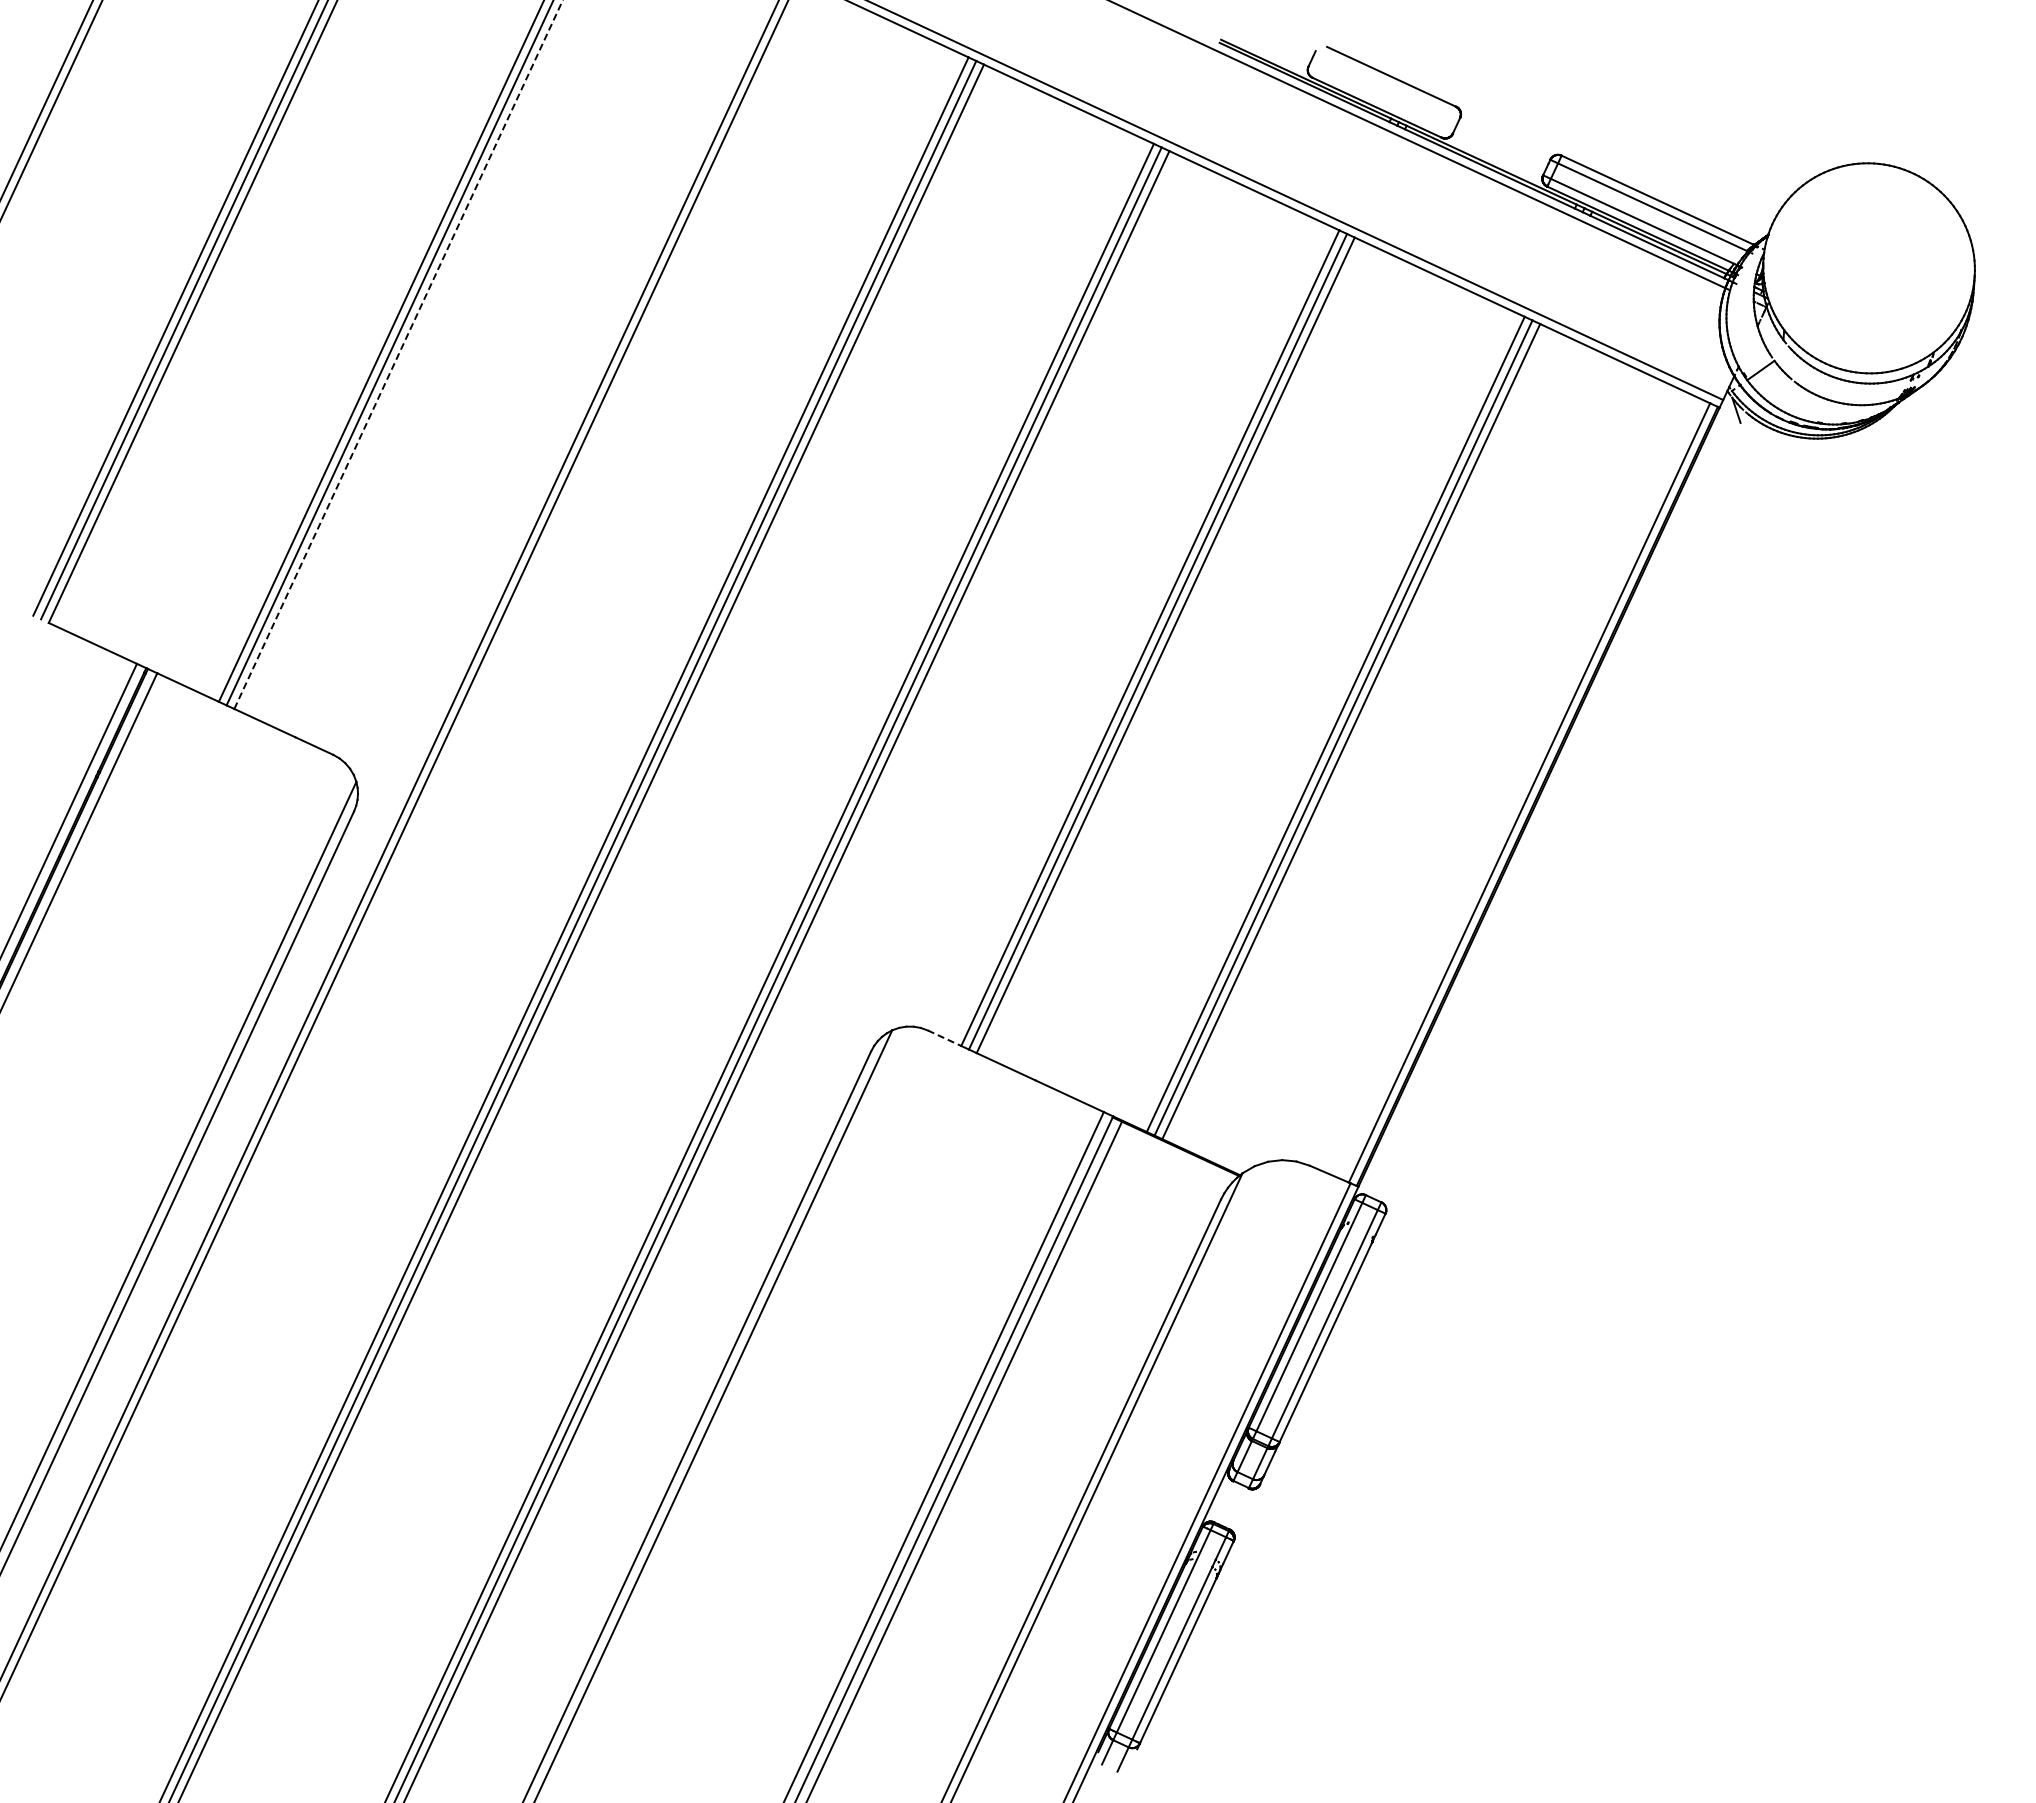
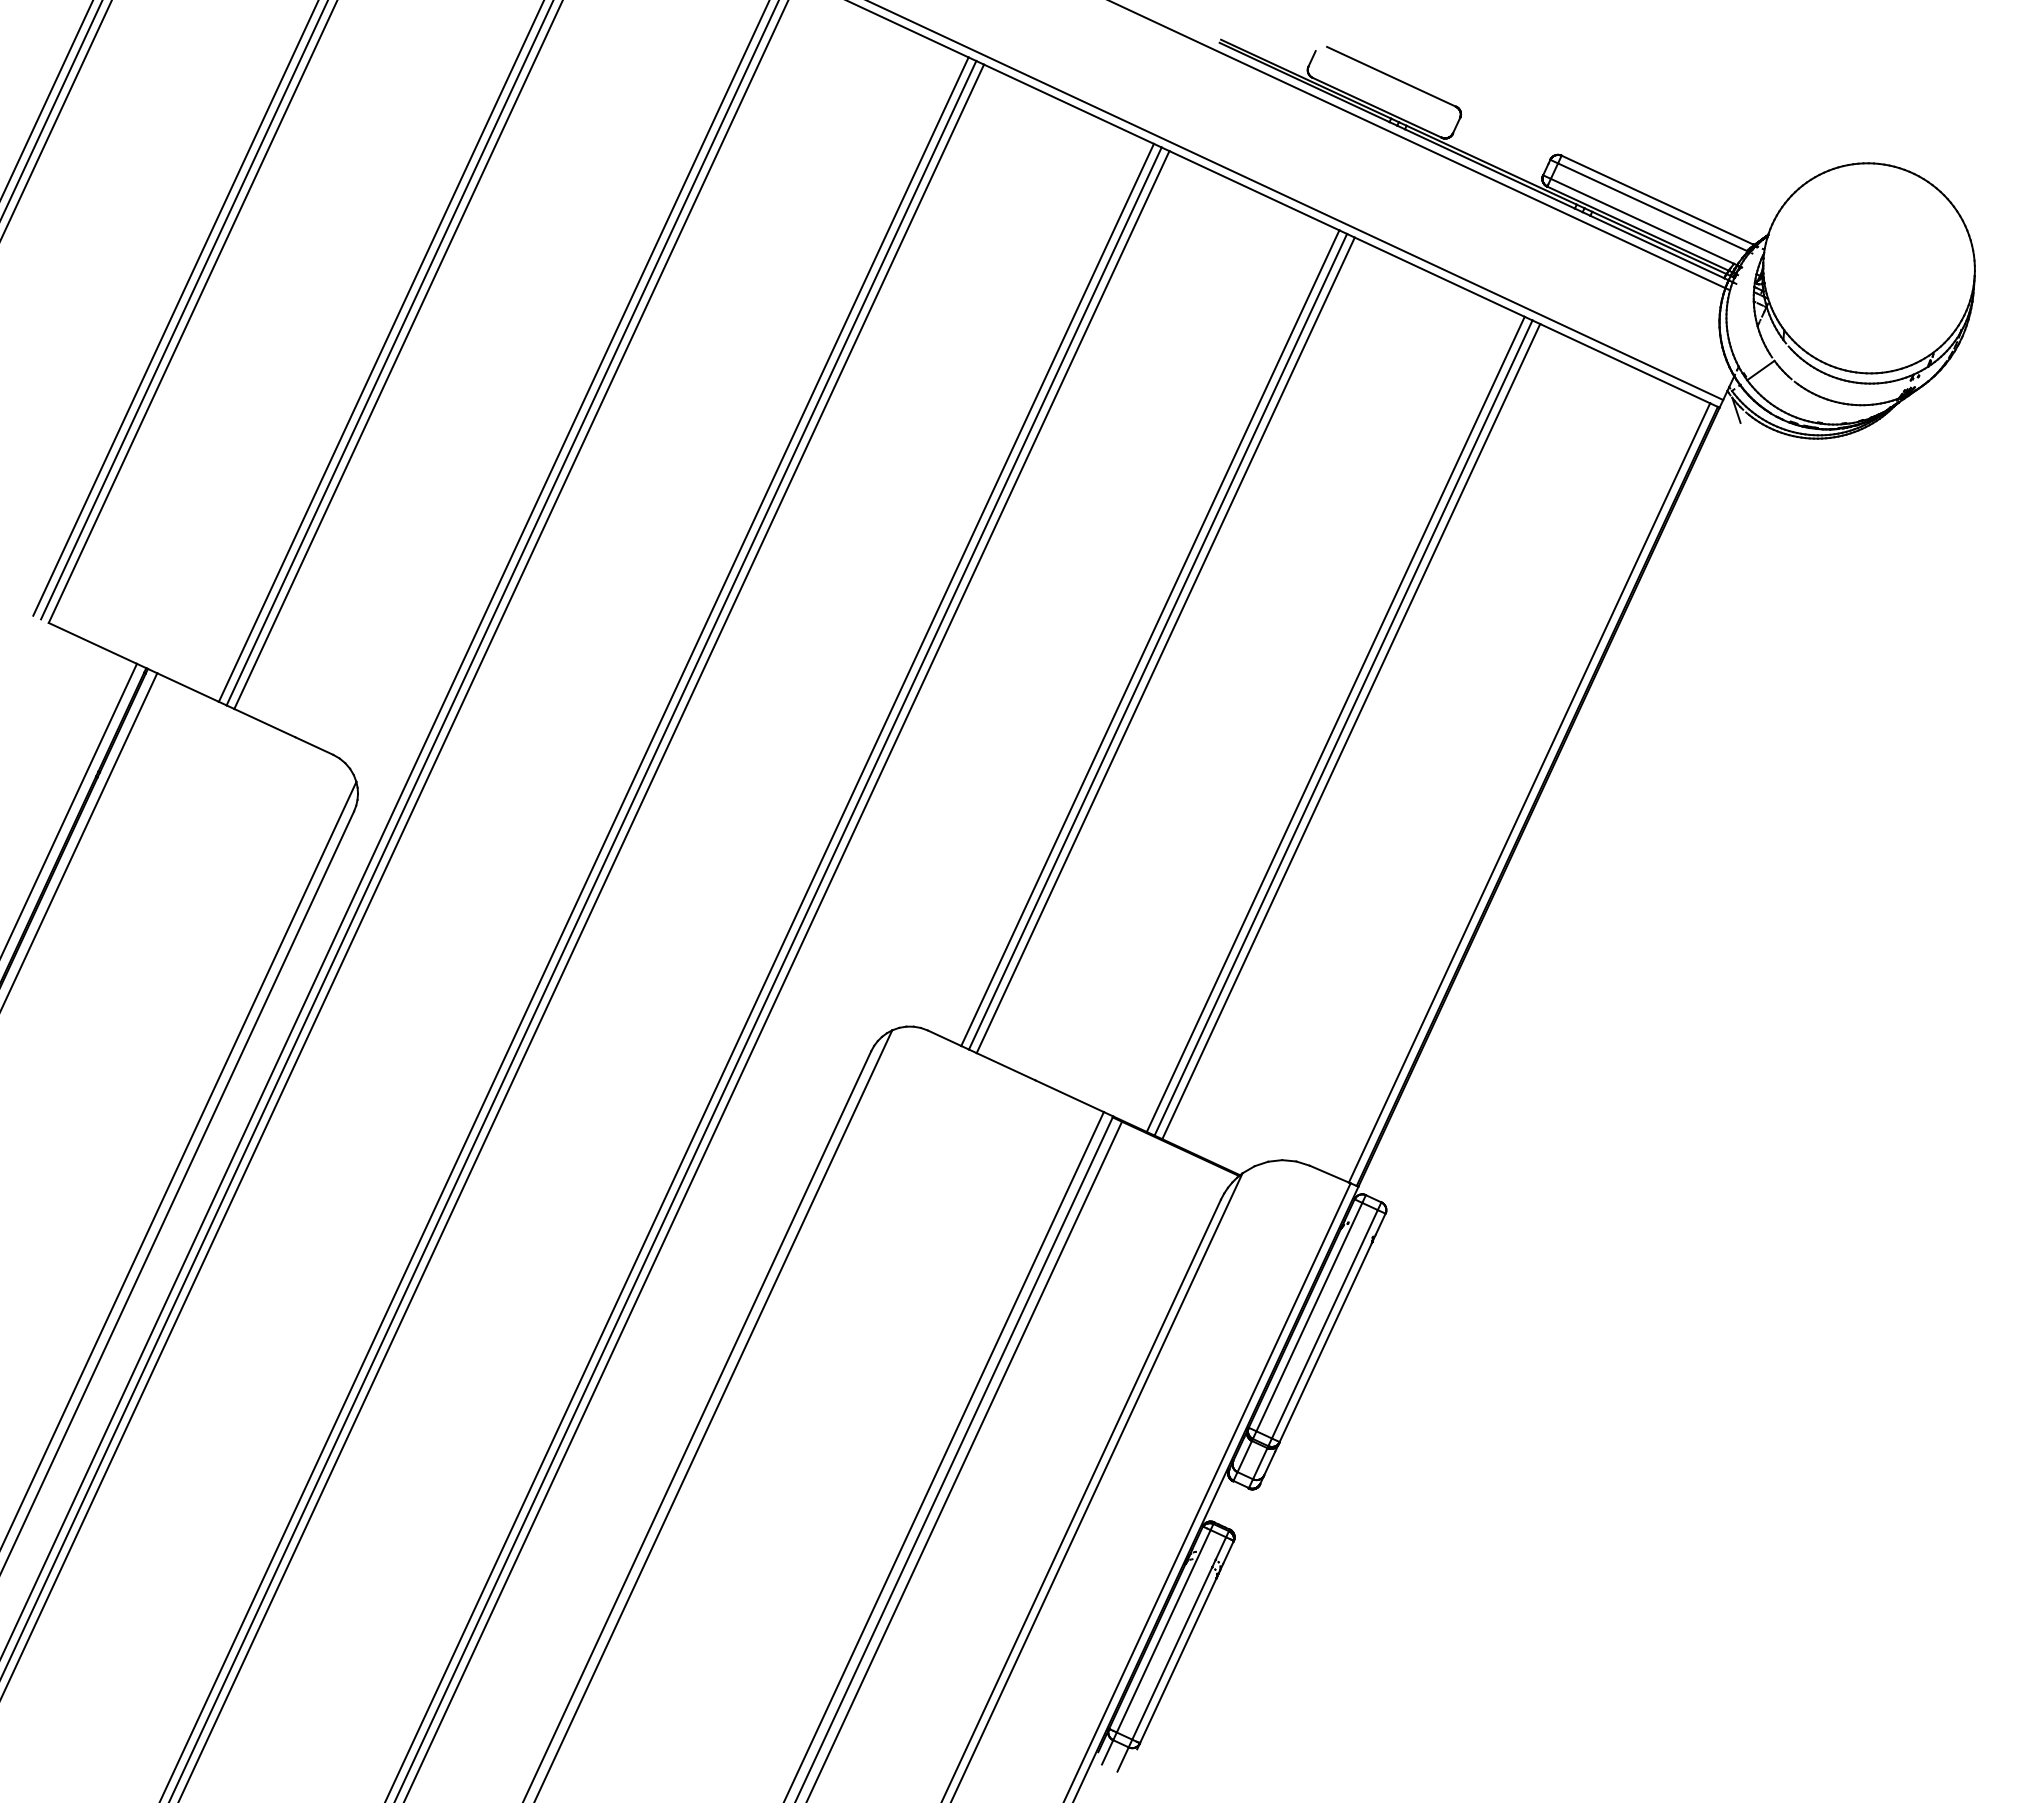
line: none -> present (56, 119)
line: dashed -> solid (398, 354)
line: none -> present (385, 828)
line: dashed -> solid (945, 1038)
